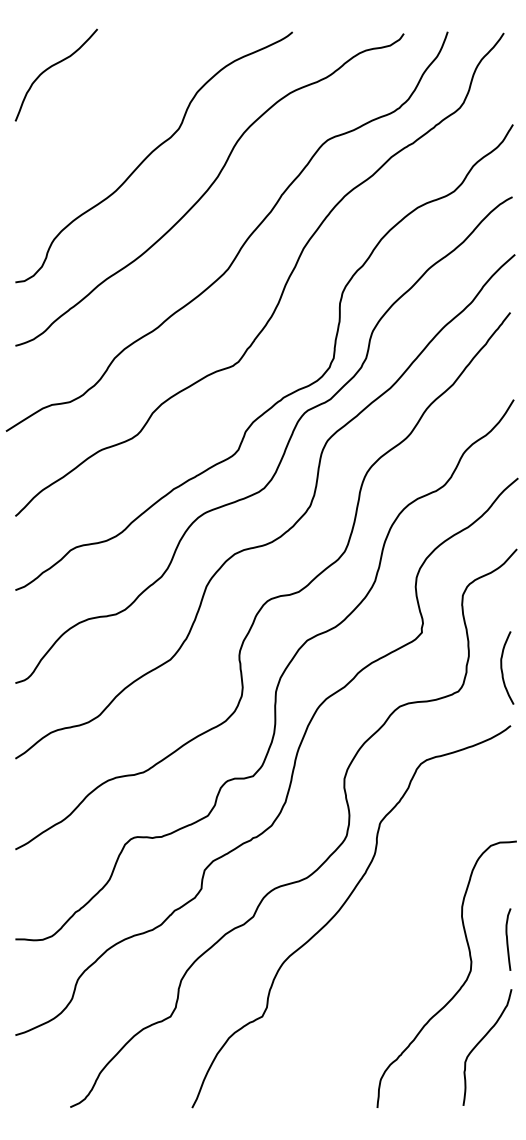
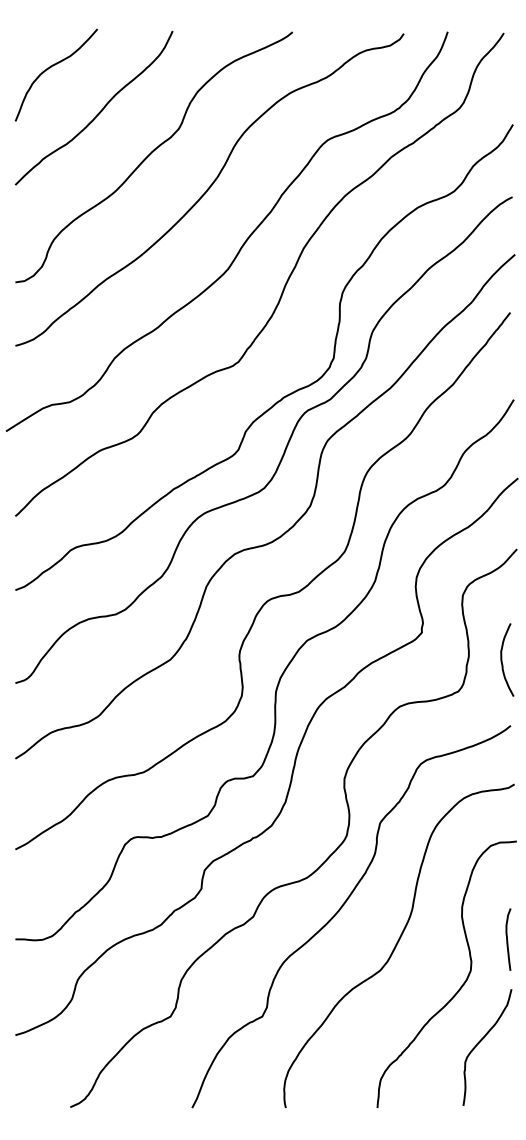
curve: none -> present (98, 112)
curve position: (502, 667) -> (502, 659) (502, 659)
curve: none -> present (397, 945)
